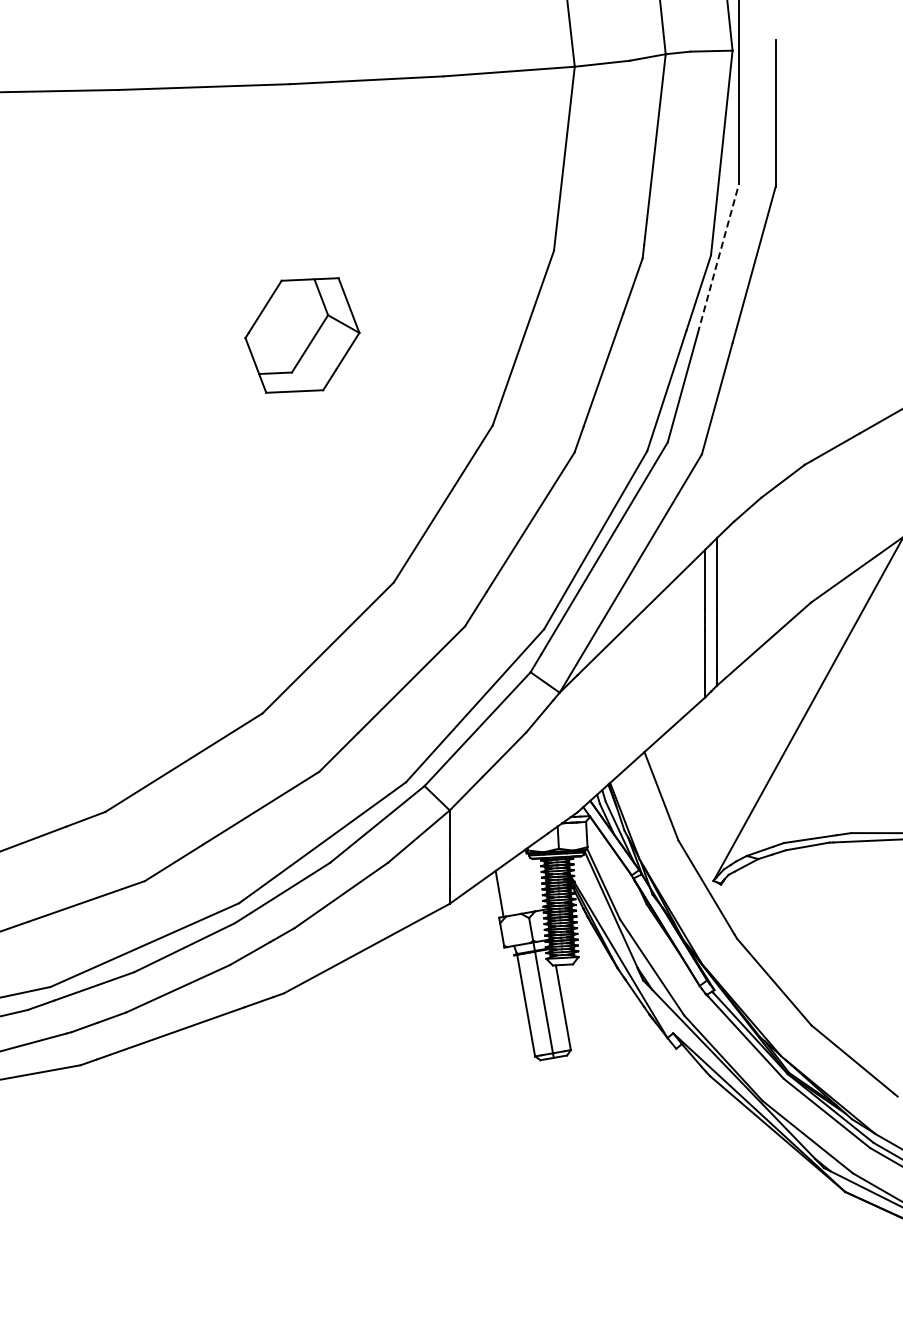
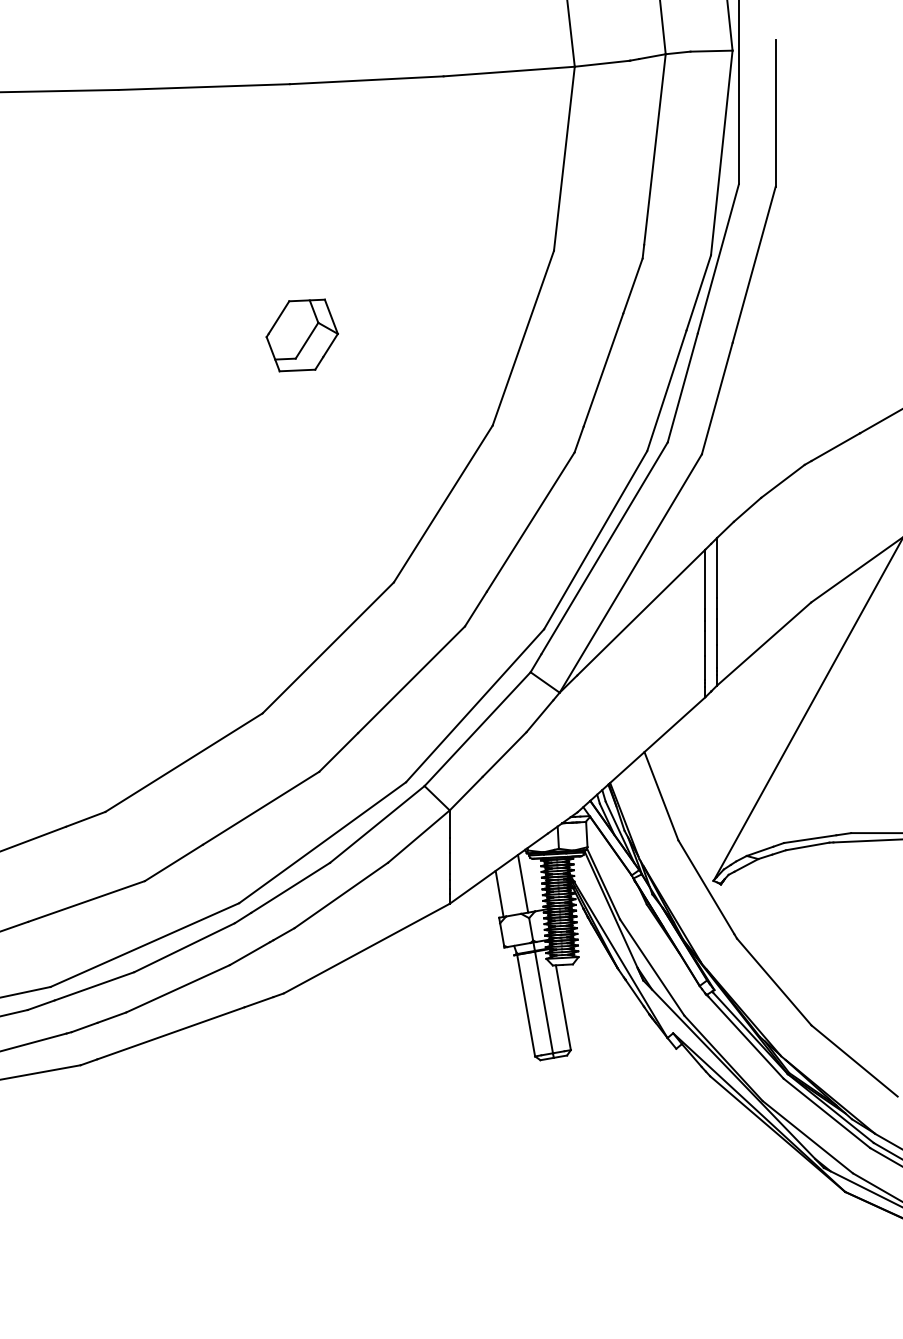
line: dashed -> solid (718, 258)
part size: 117x117 px -> 74x75 px (301, 335)
line: none -> present (523, 883)
